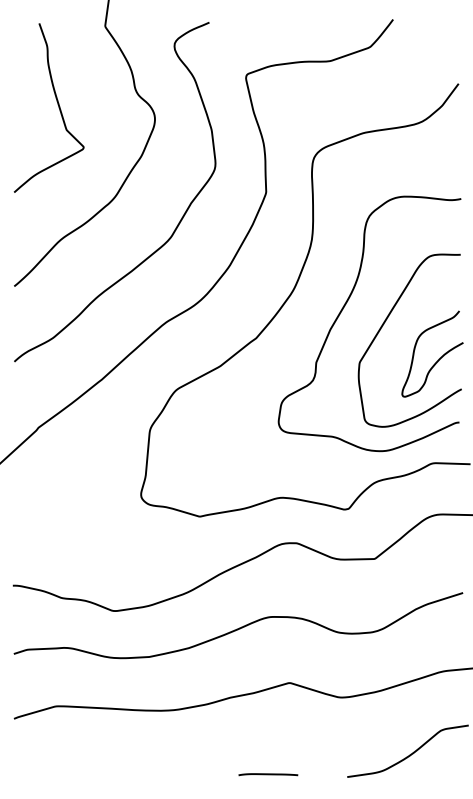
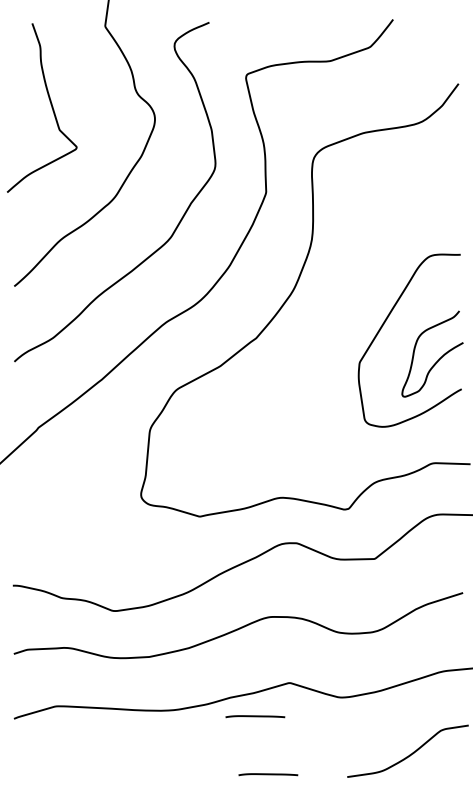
curve position: (57, 104) -> (50, 104) (50, 104)
curve: present -> none (345, 306)
line: none -> present (255, 716)
